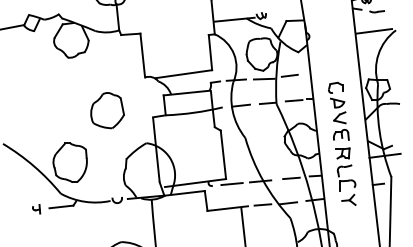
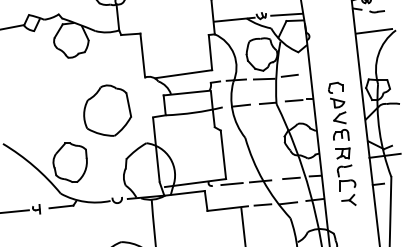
line: none -> present (286, 14)
part size: 35x38 px -> 49x53 px (107, 110)
line: none -> present (15, 211)
